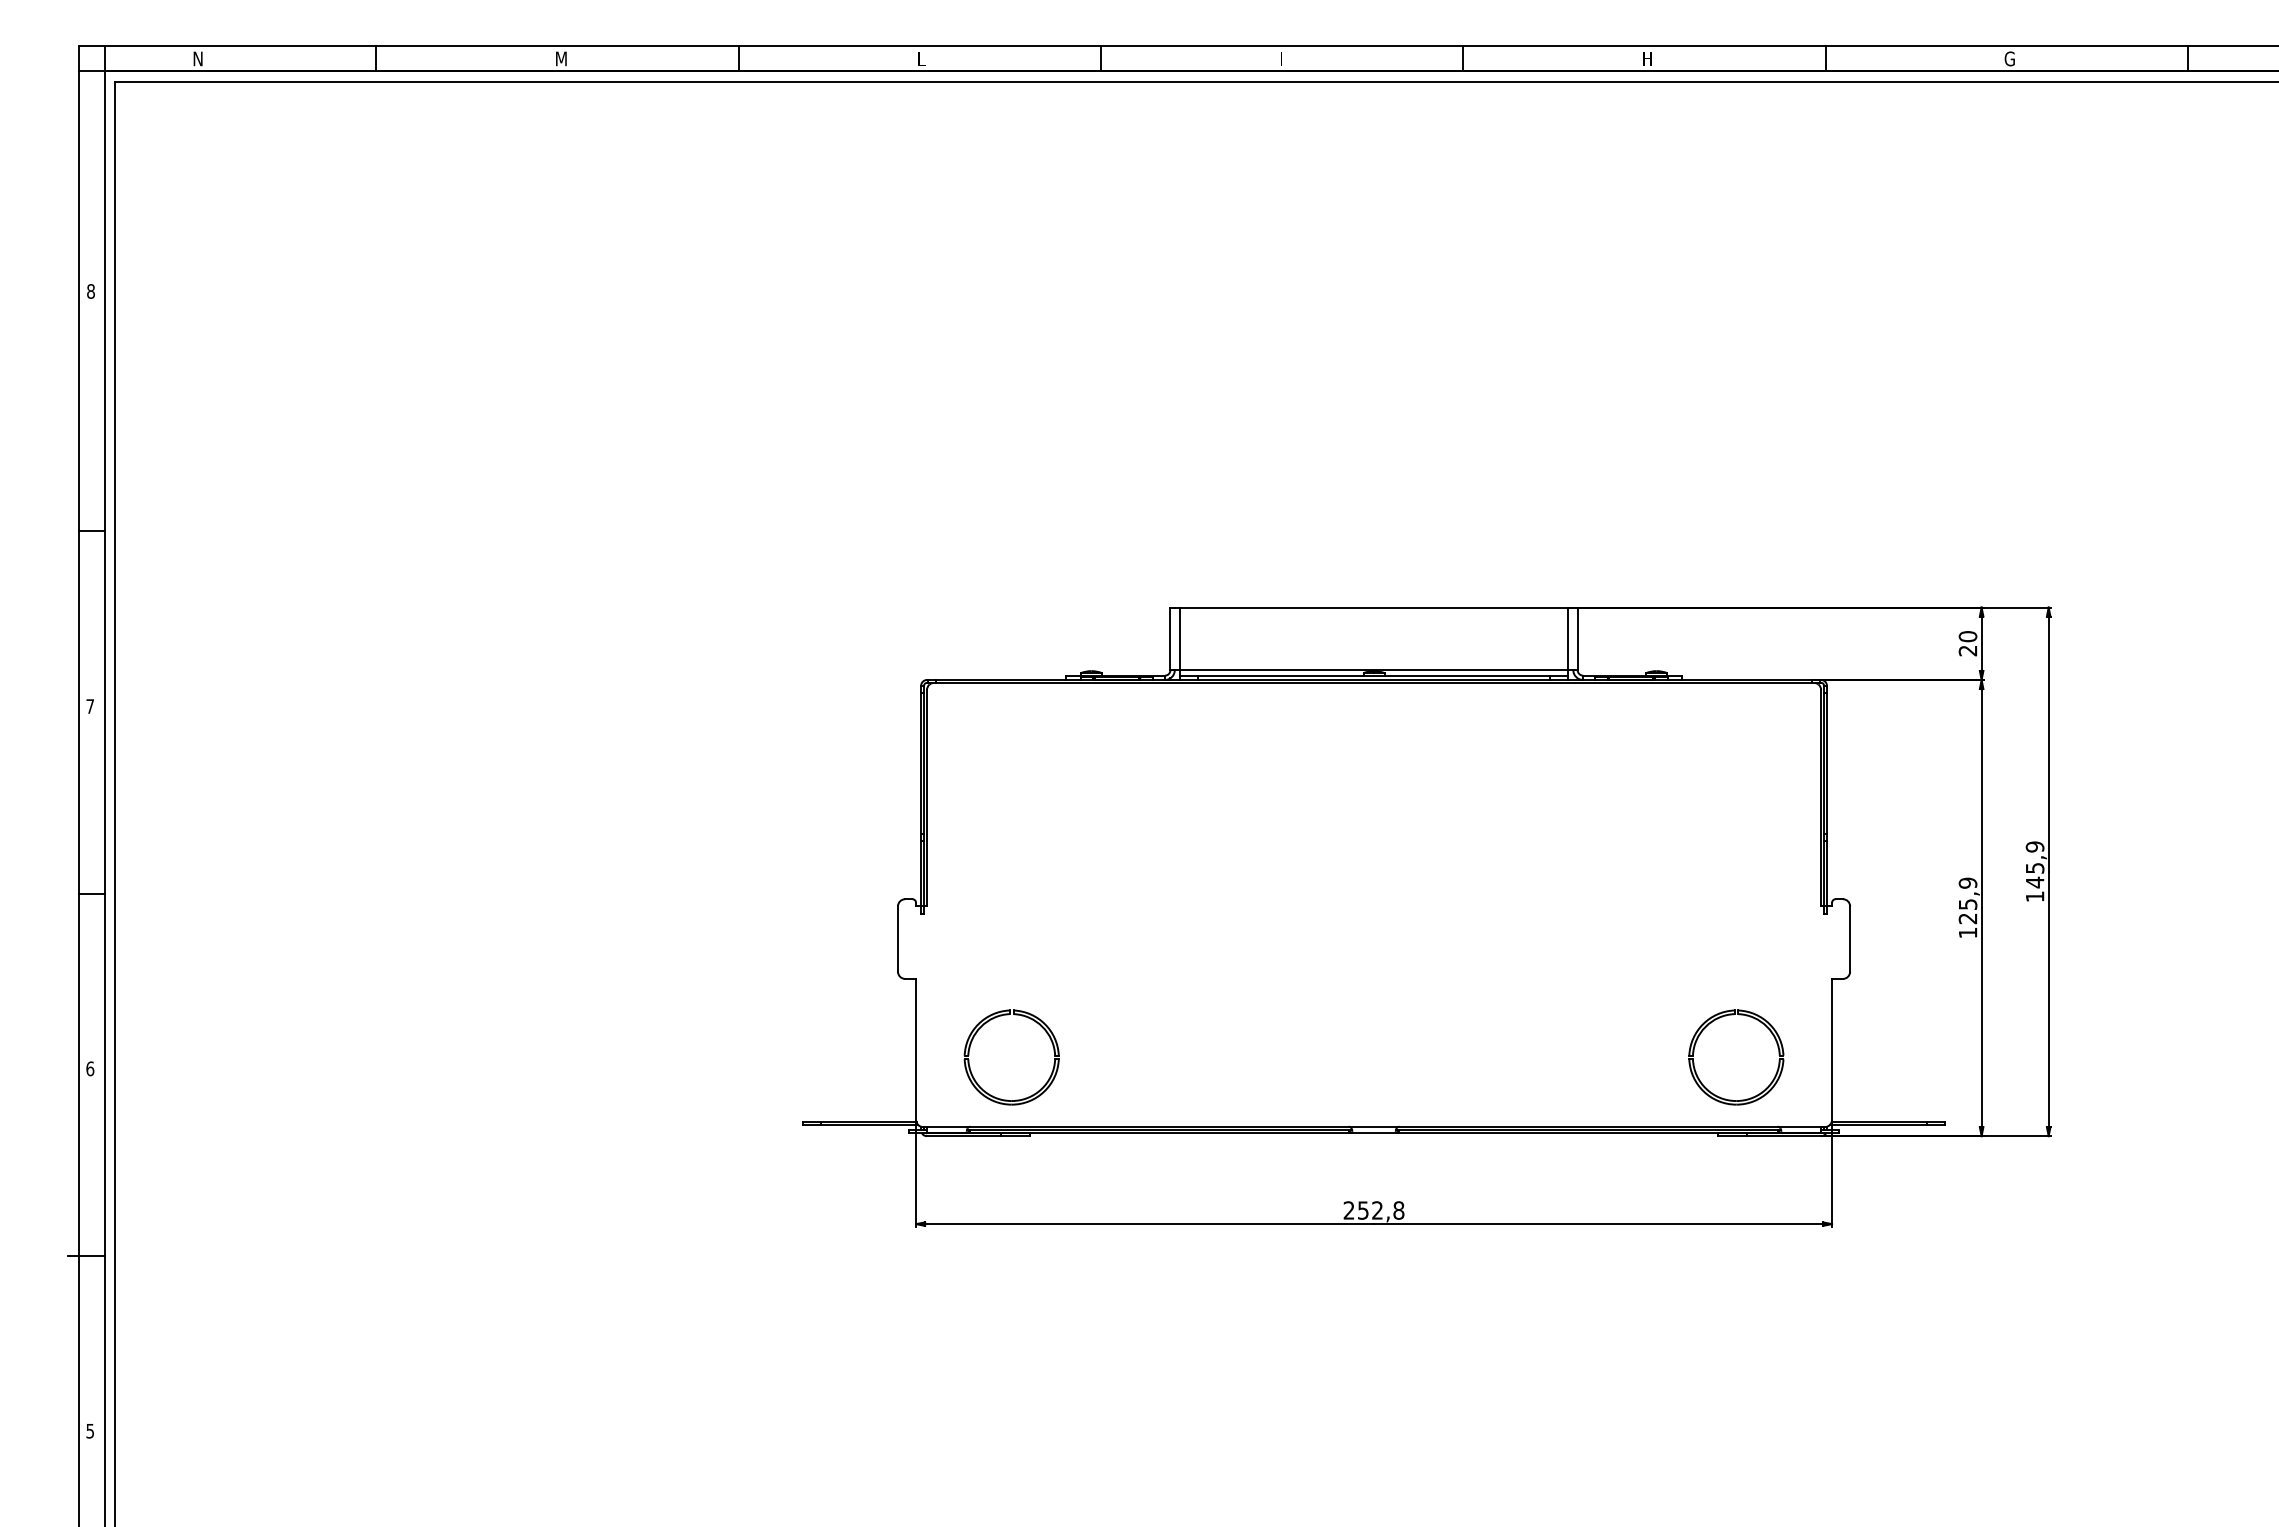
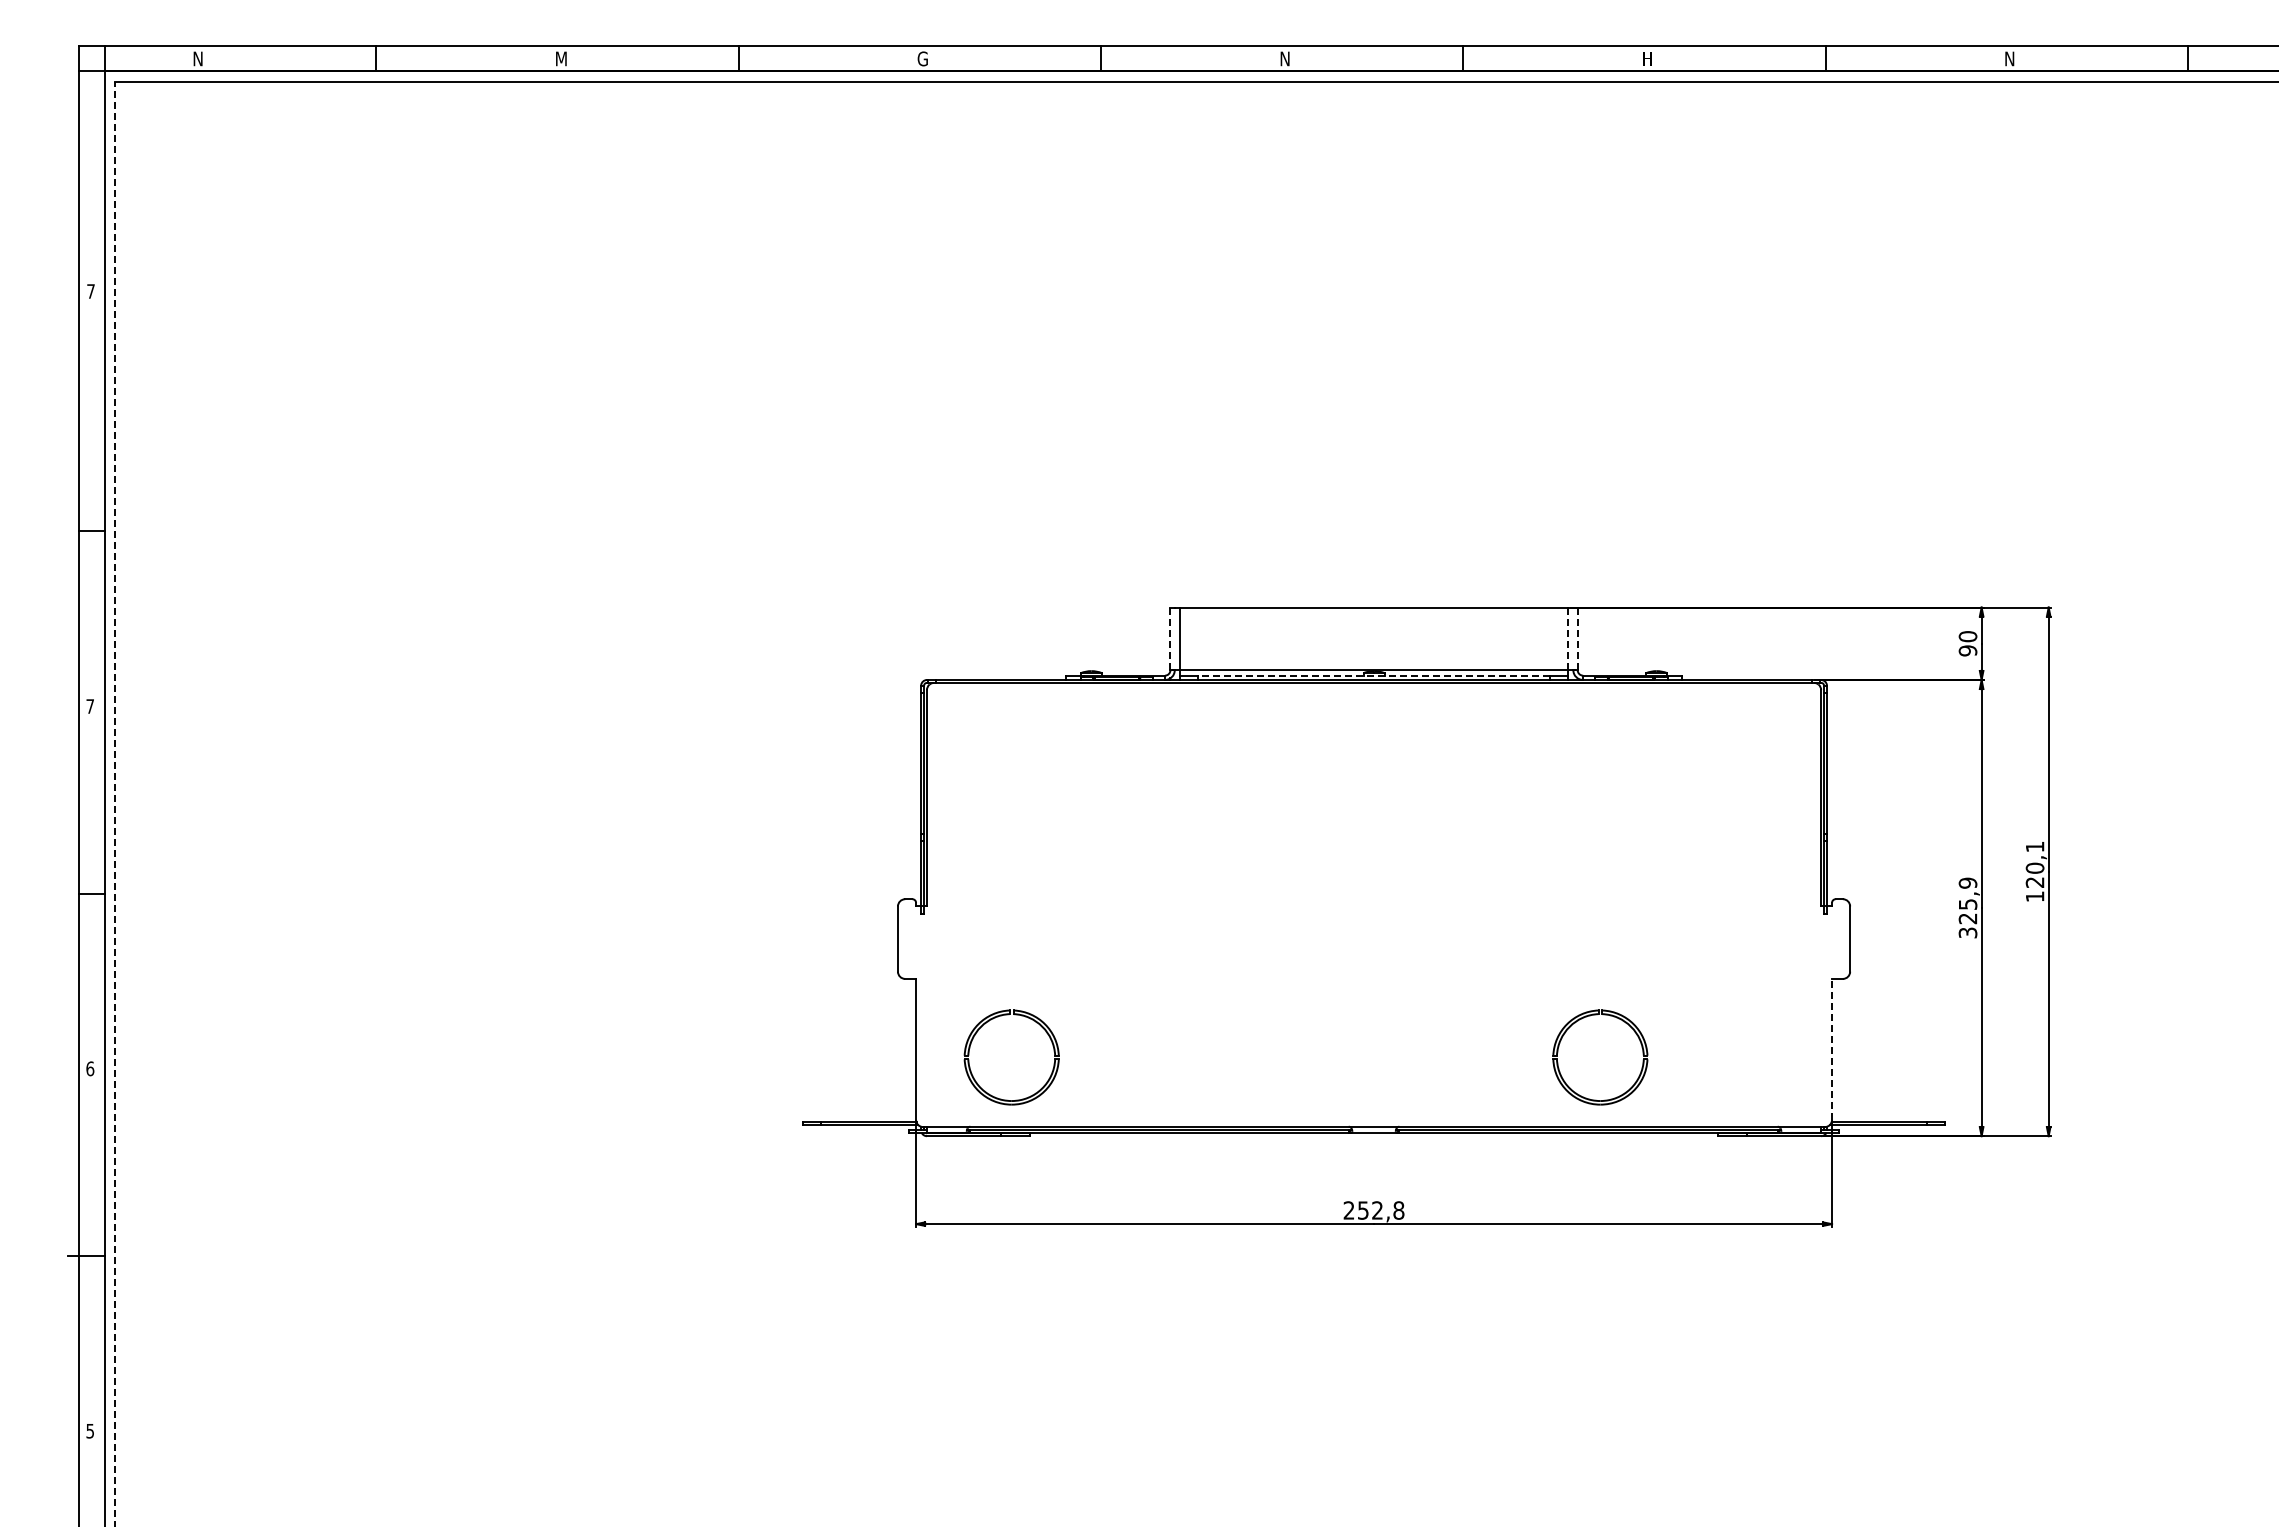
text: L -> G (922, 58)
text: I -> N (1284, 58)
text: G -> N (2009, 58)
text: 8 -> 7 (90, 291)
line: solid -> dashed (1170, 638)
line: solid -> dashed (1567, 639)
line: solid -> dashed (1577, 639)
text: 20 -> 90 (1967, 650)
line: solid -> dashed (1374, 675)
line: solid -> dashed (115, 803)
text: 145,9 -> 120,1 (2034, 864)
text: 125,9 -> 325,9 (1967, 932)
part position: (1754, 1019) -> (1618, 1019) (1618, 1019)
line: solid -> dashed (1832, 1048)
